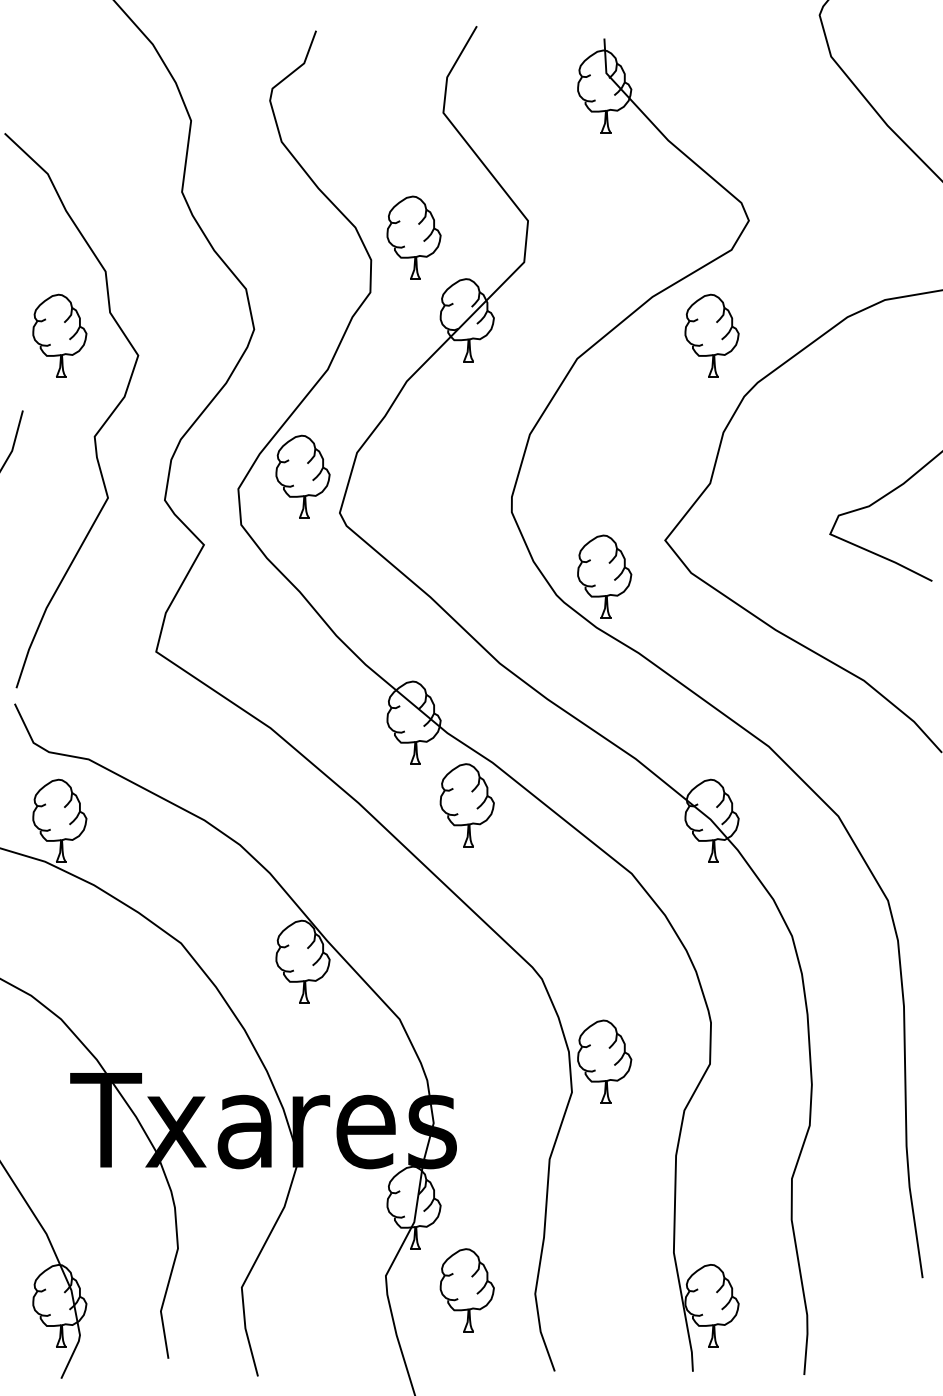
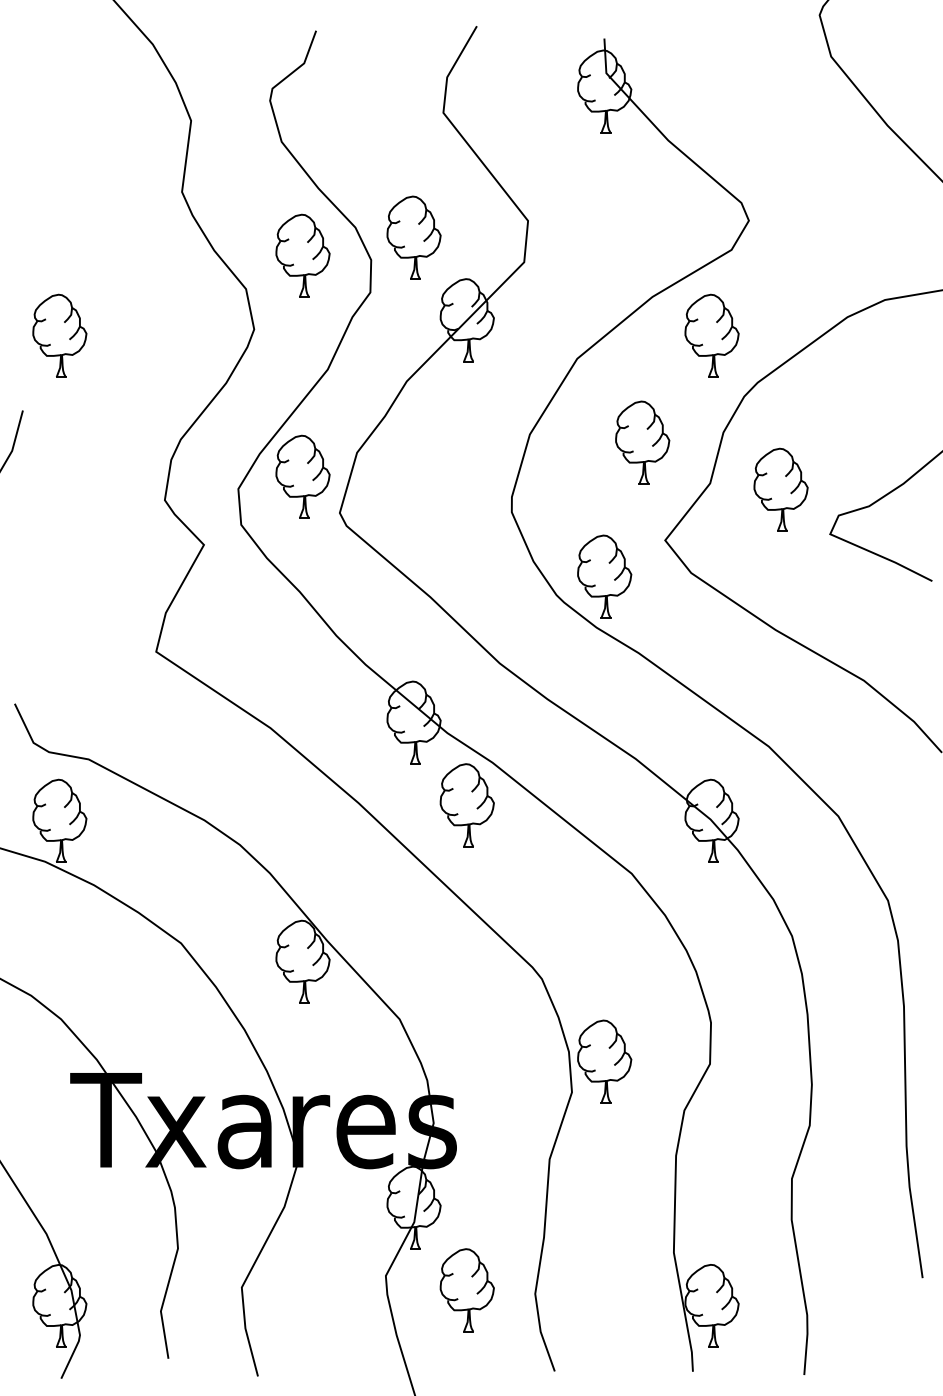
part: none -> present (302, 255)
curve: present -> none (98, 429)
part: none -> present (642, 442)
part: none -> present (780, 489)
